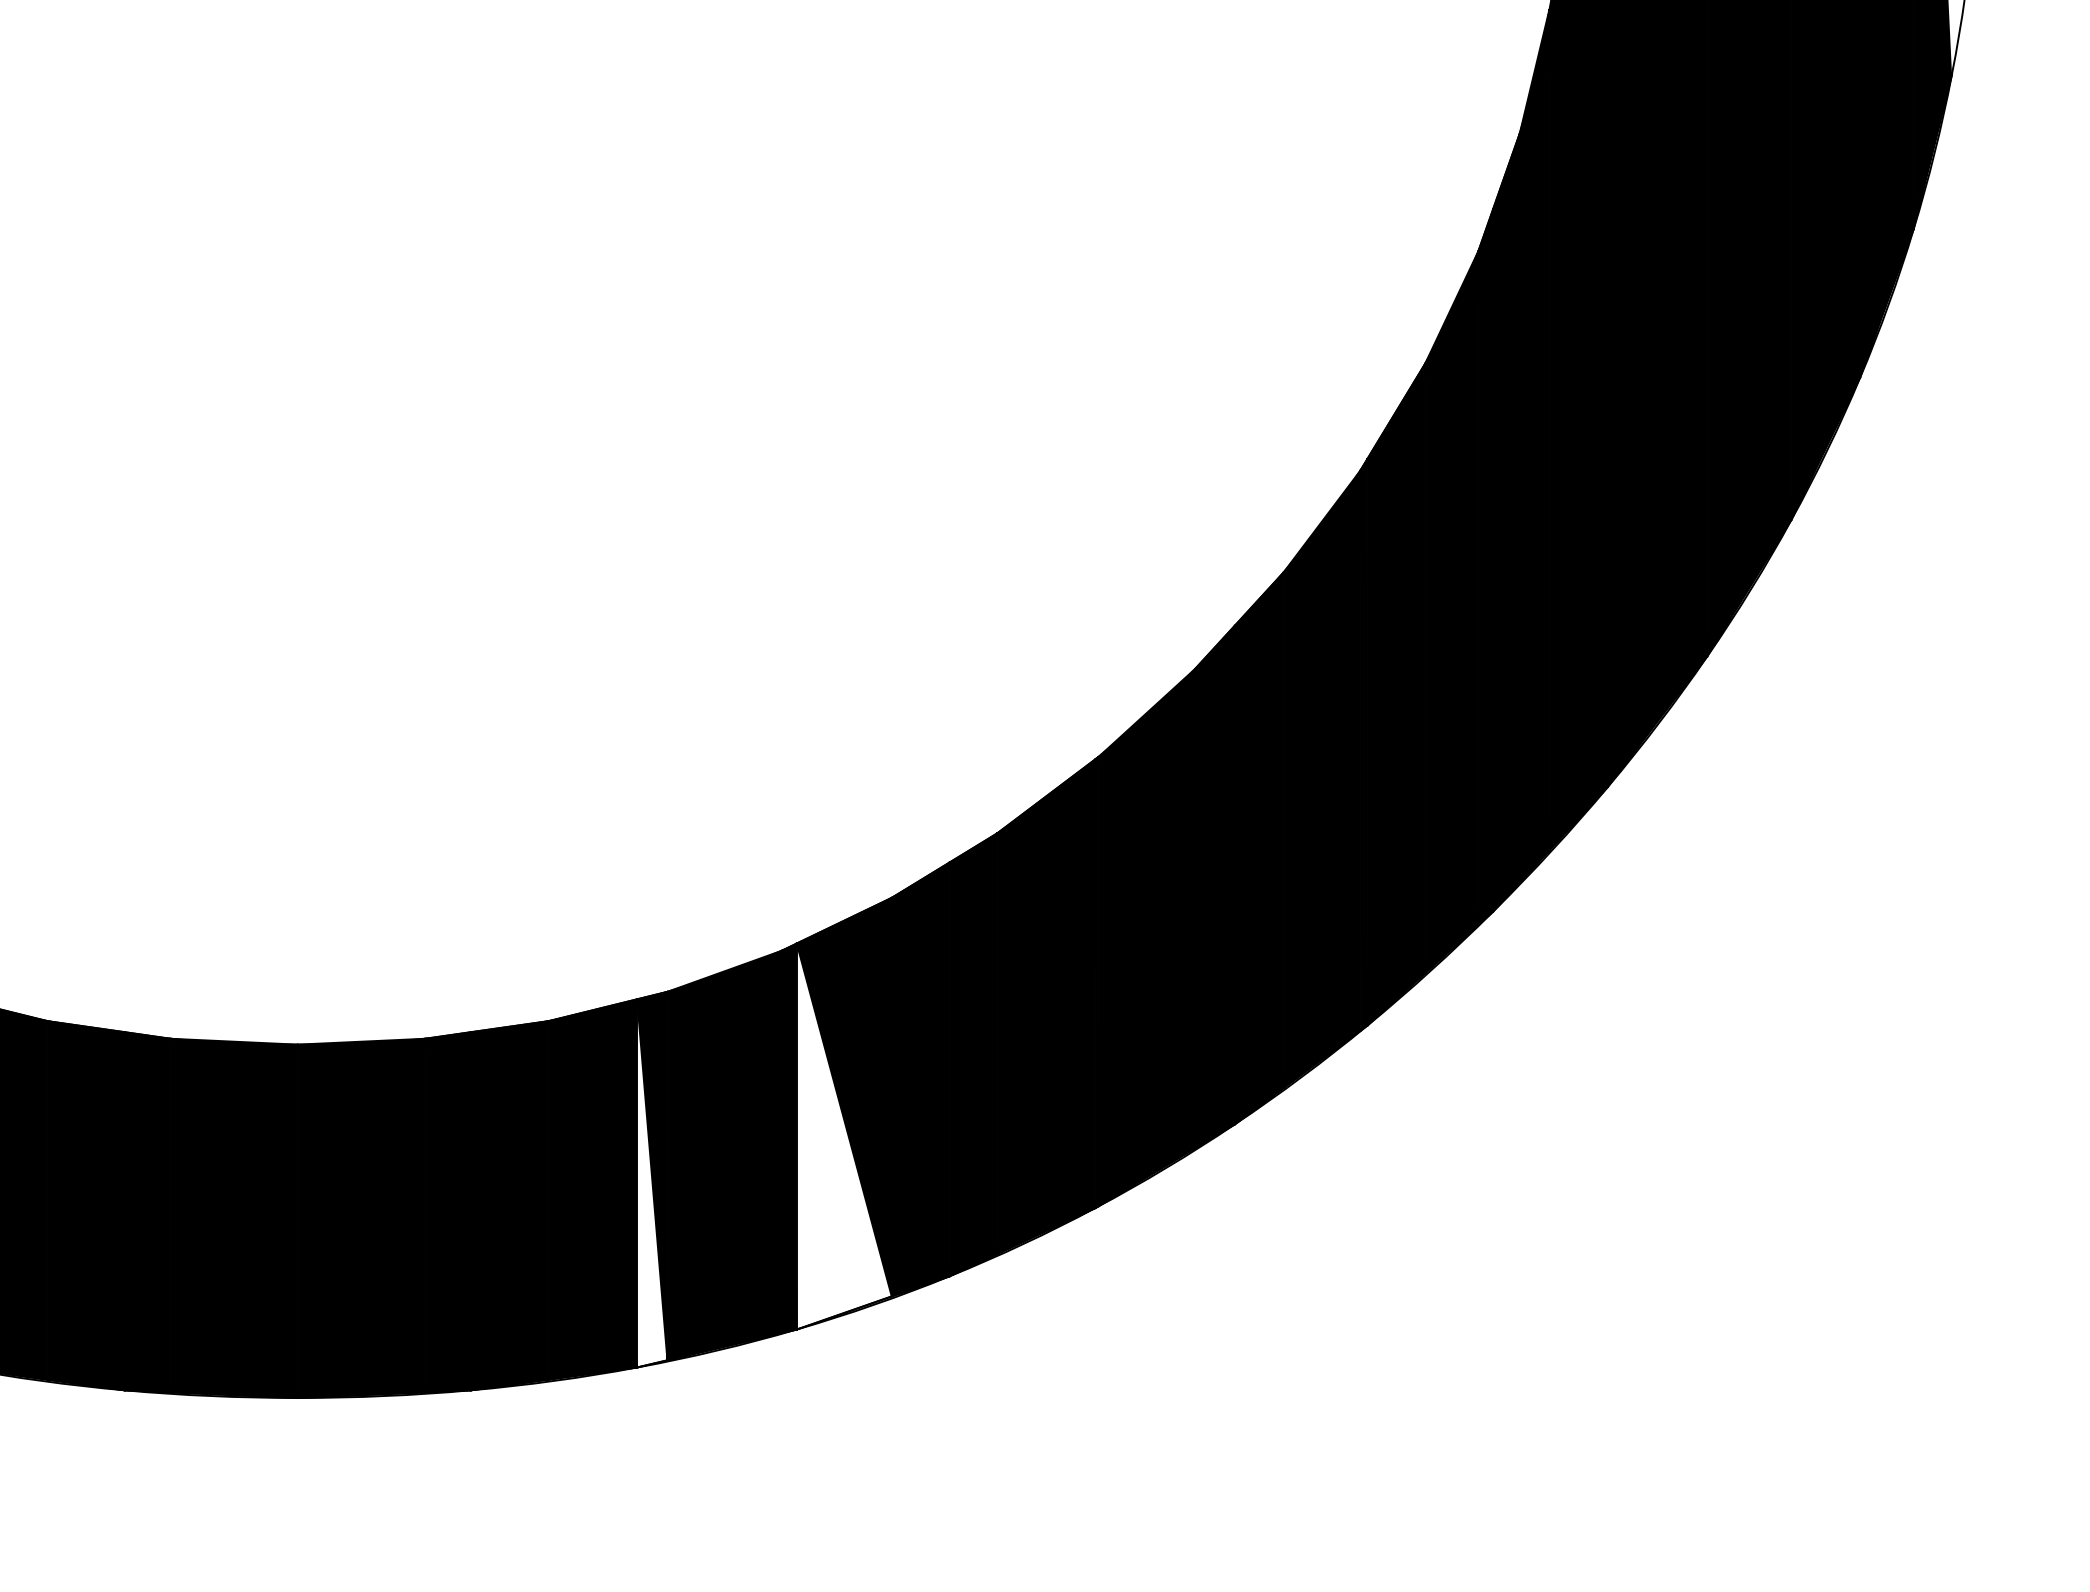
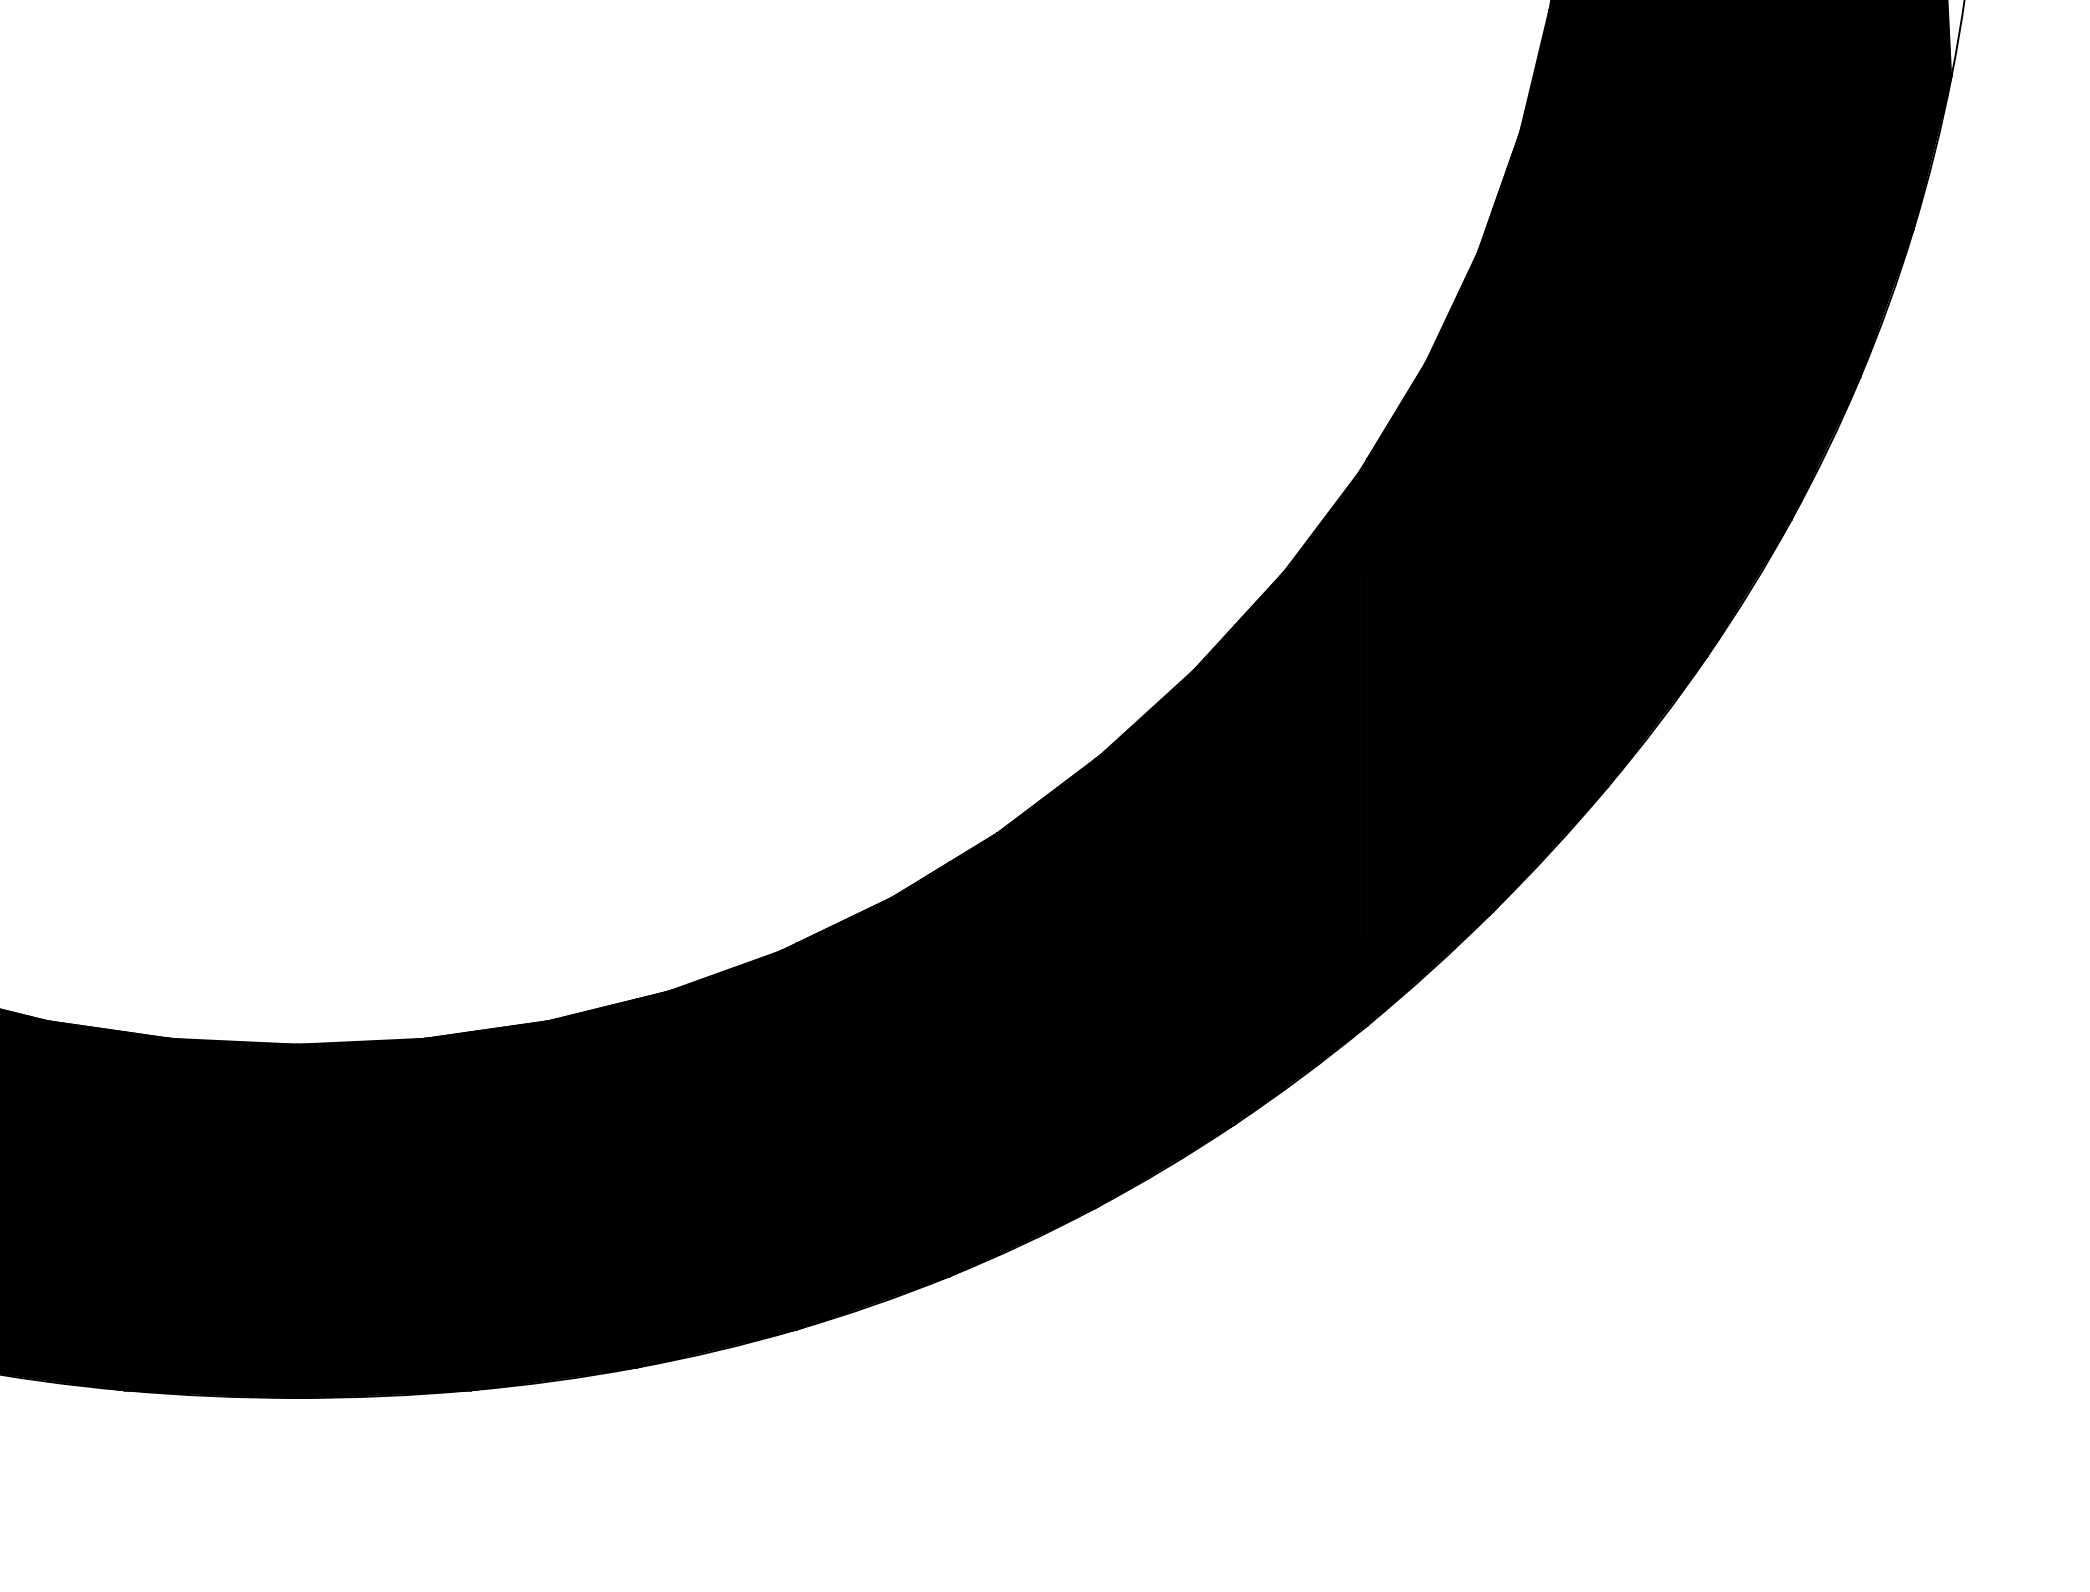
fill: none -> present (843, 1136)
fill: none -> present (652, 1183)
